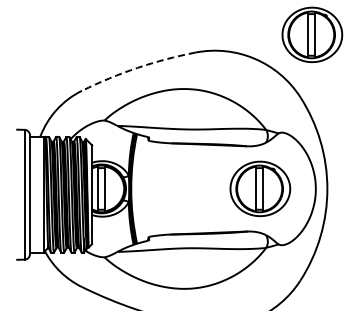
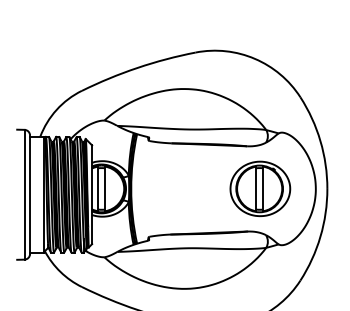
part: present -> none (312, 34)
arc: dashed -> solid (137, 67)
